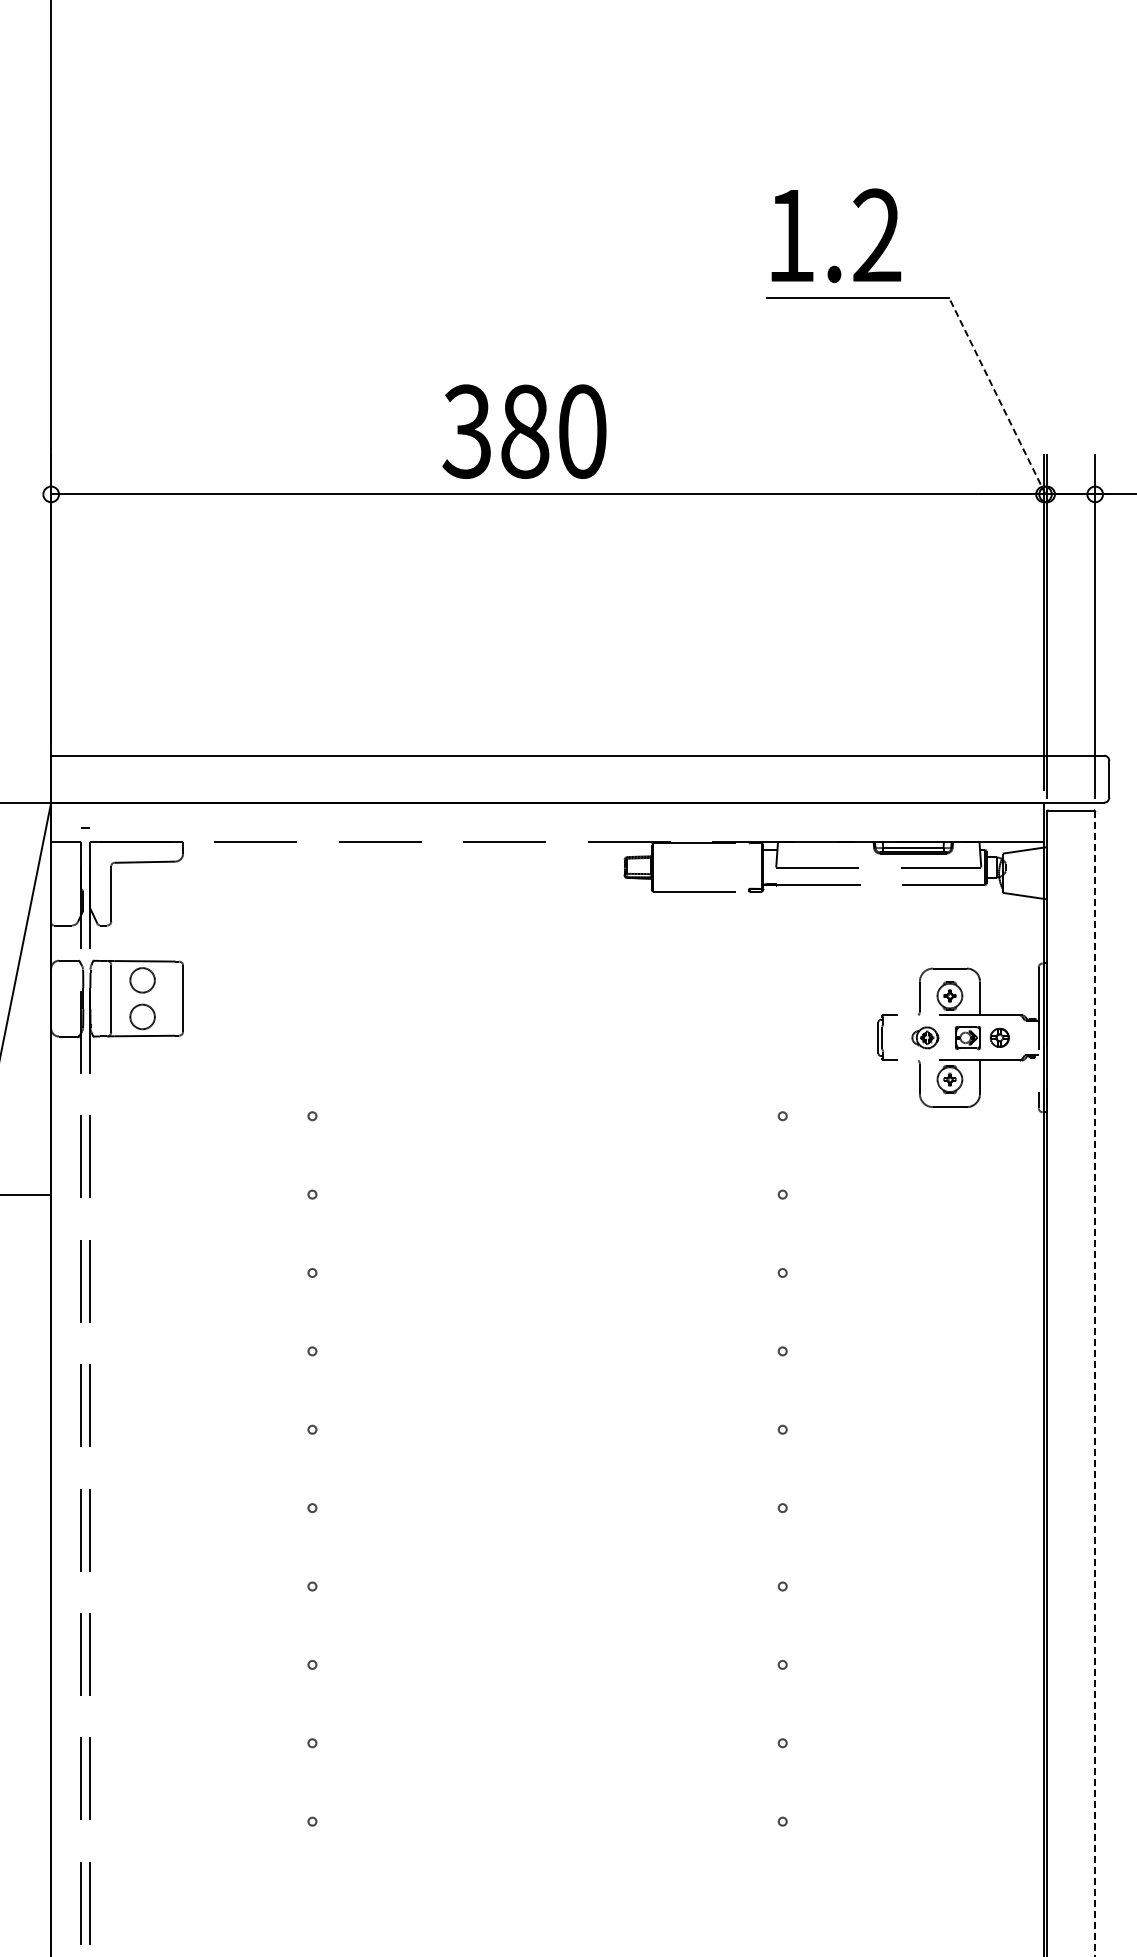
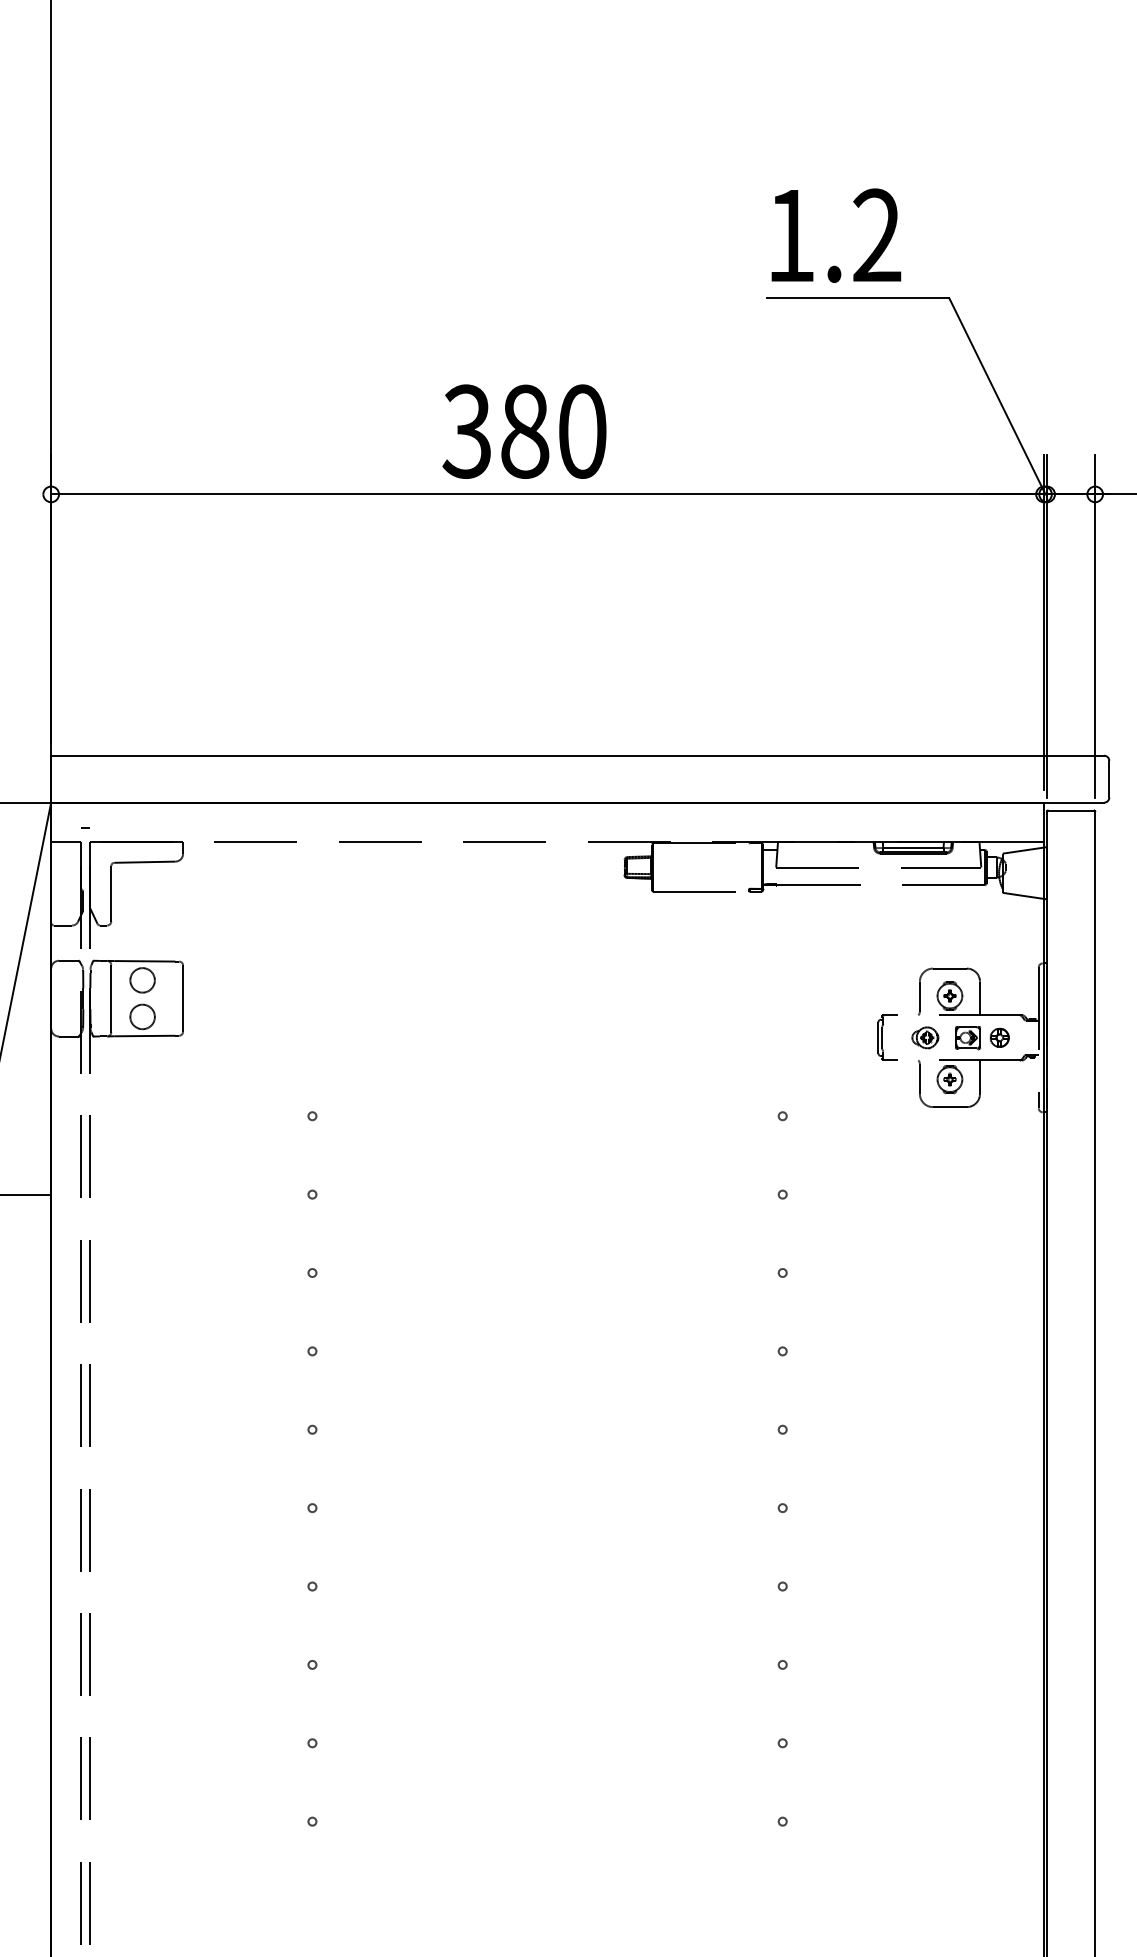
line: dashed -> solid (997, 396)
line: dashed -> solid (1095, 1384)
